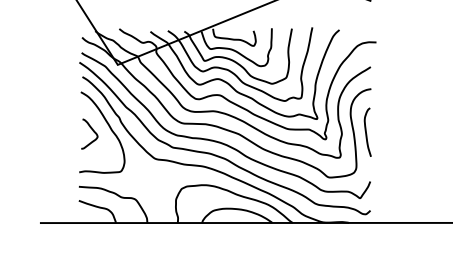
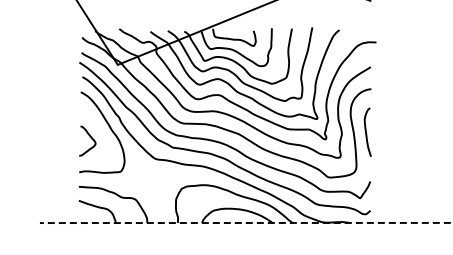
curve position: (93, 132) -> (91, 139) (91, 139)
line: solid -> dashed (245, 223)
